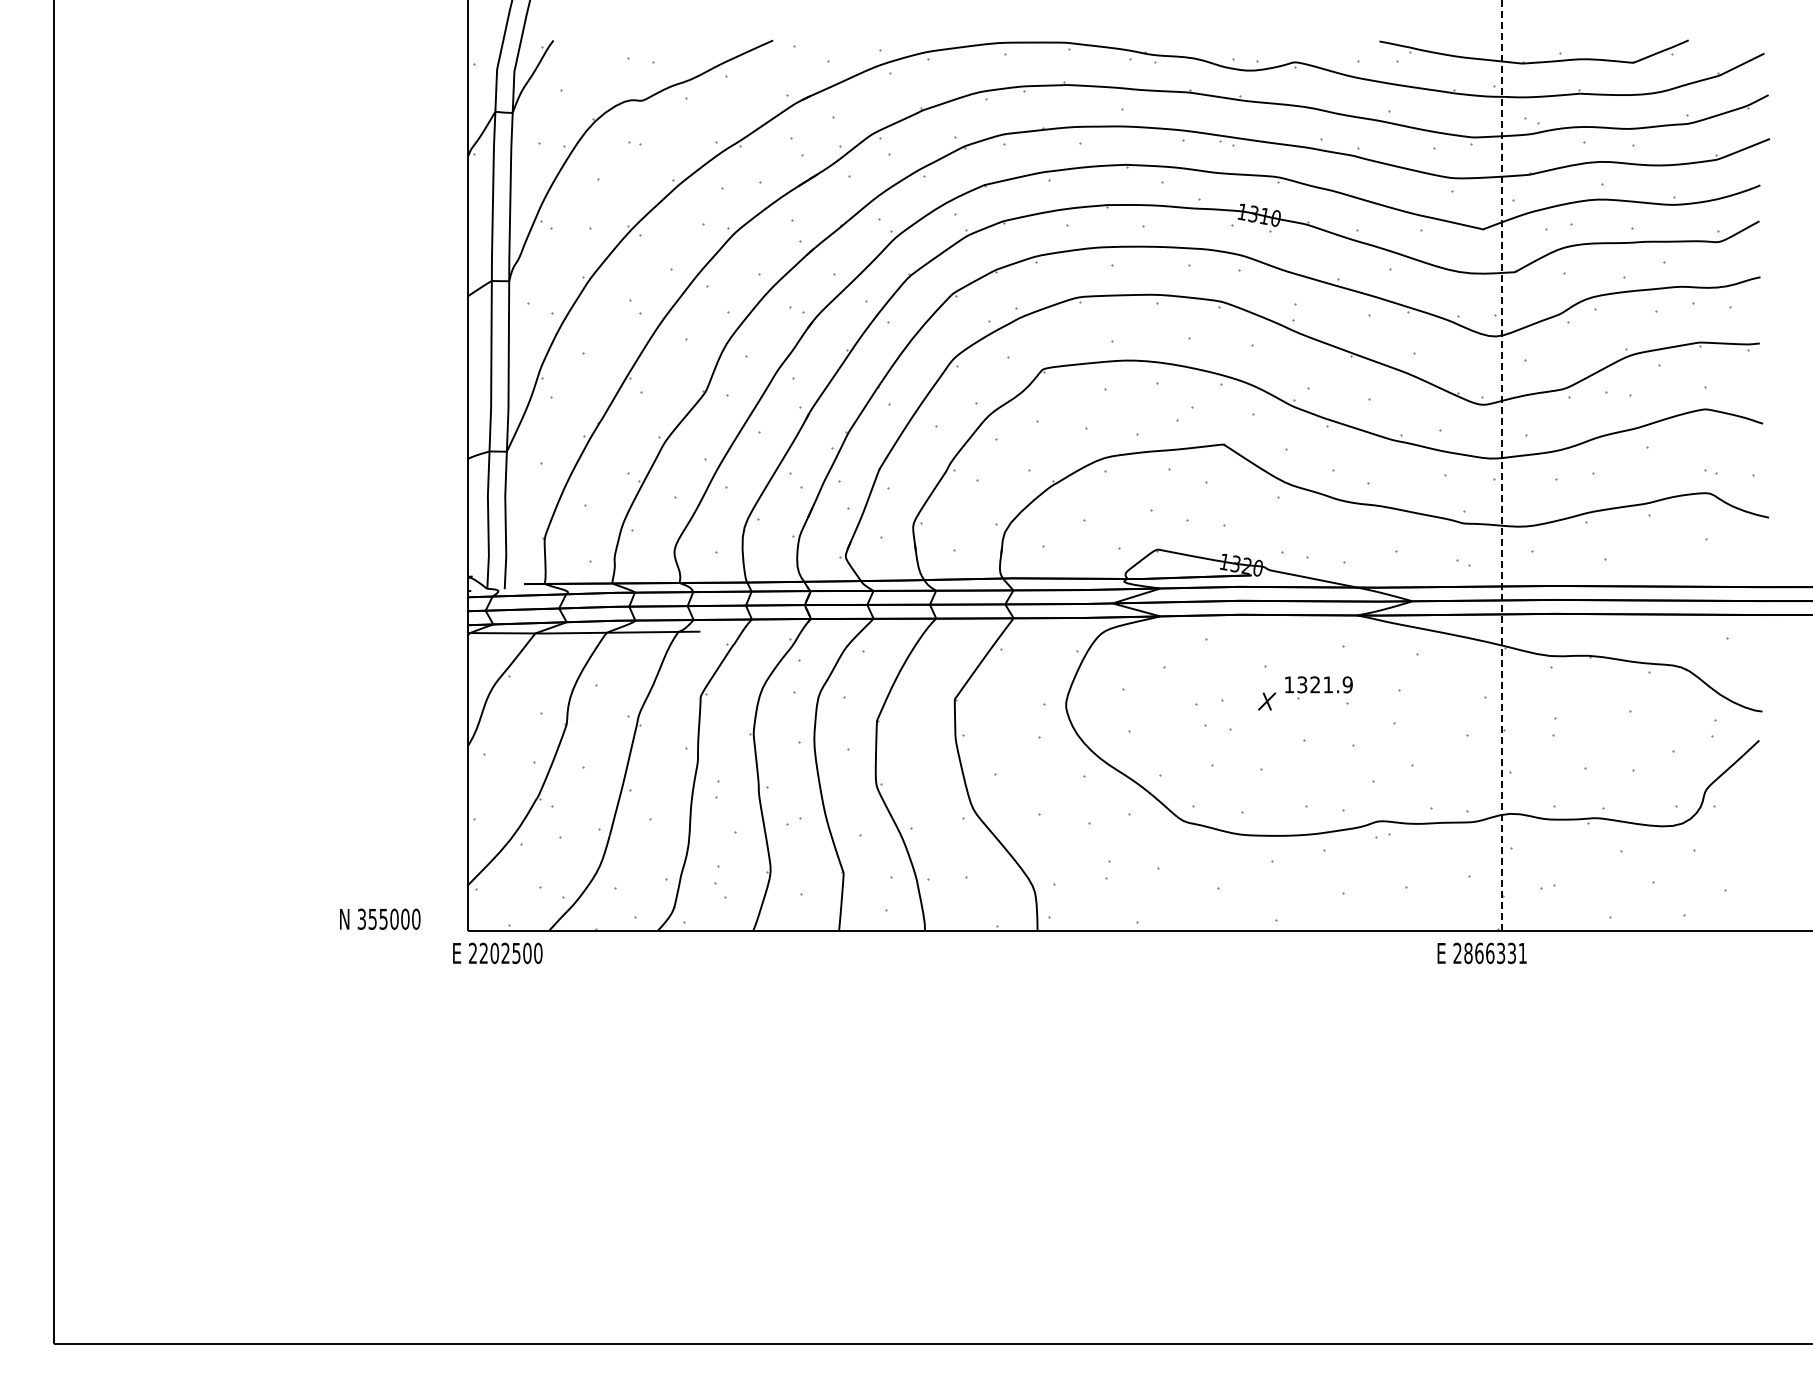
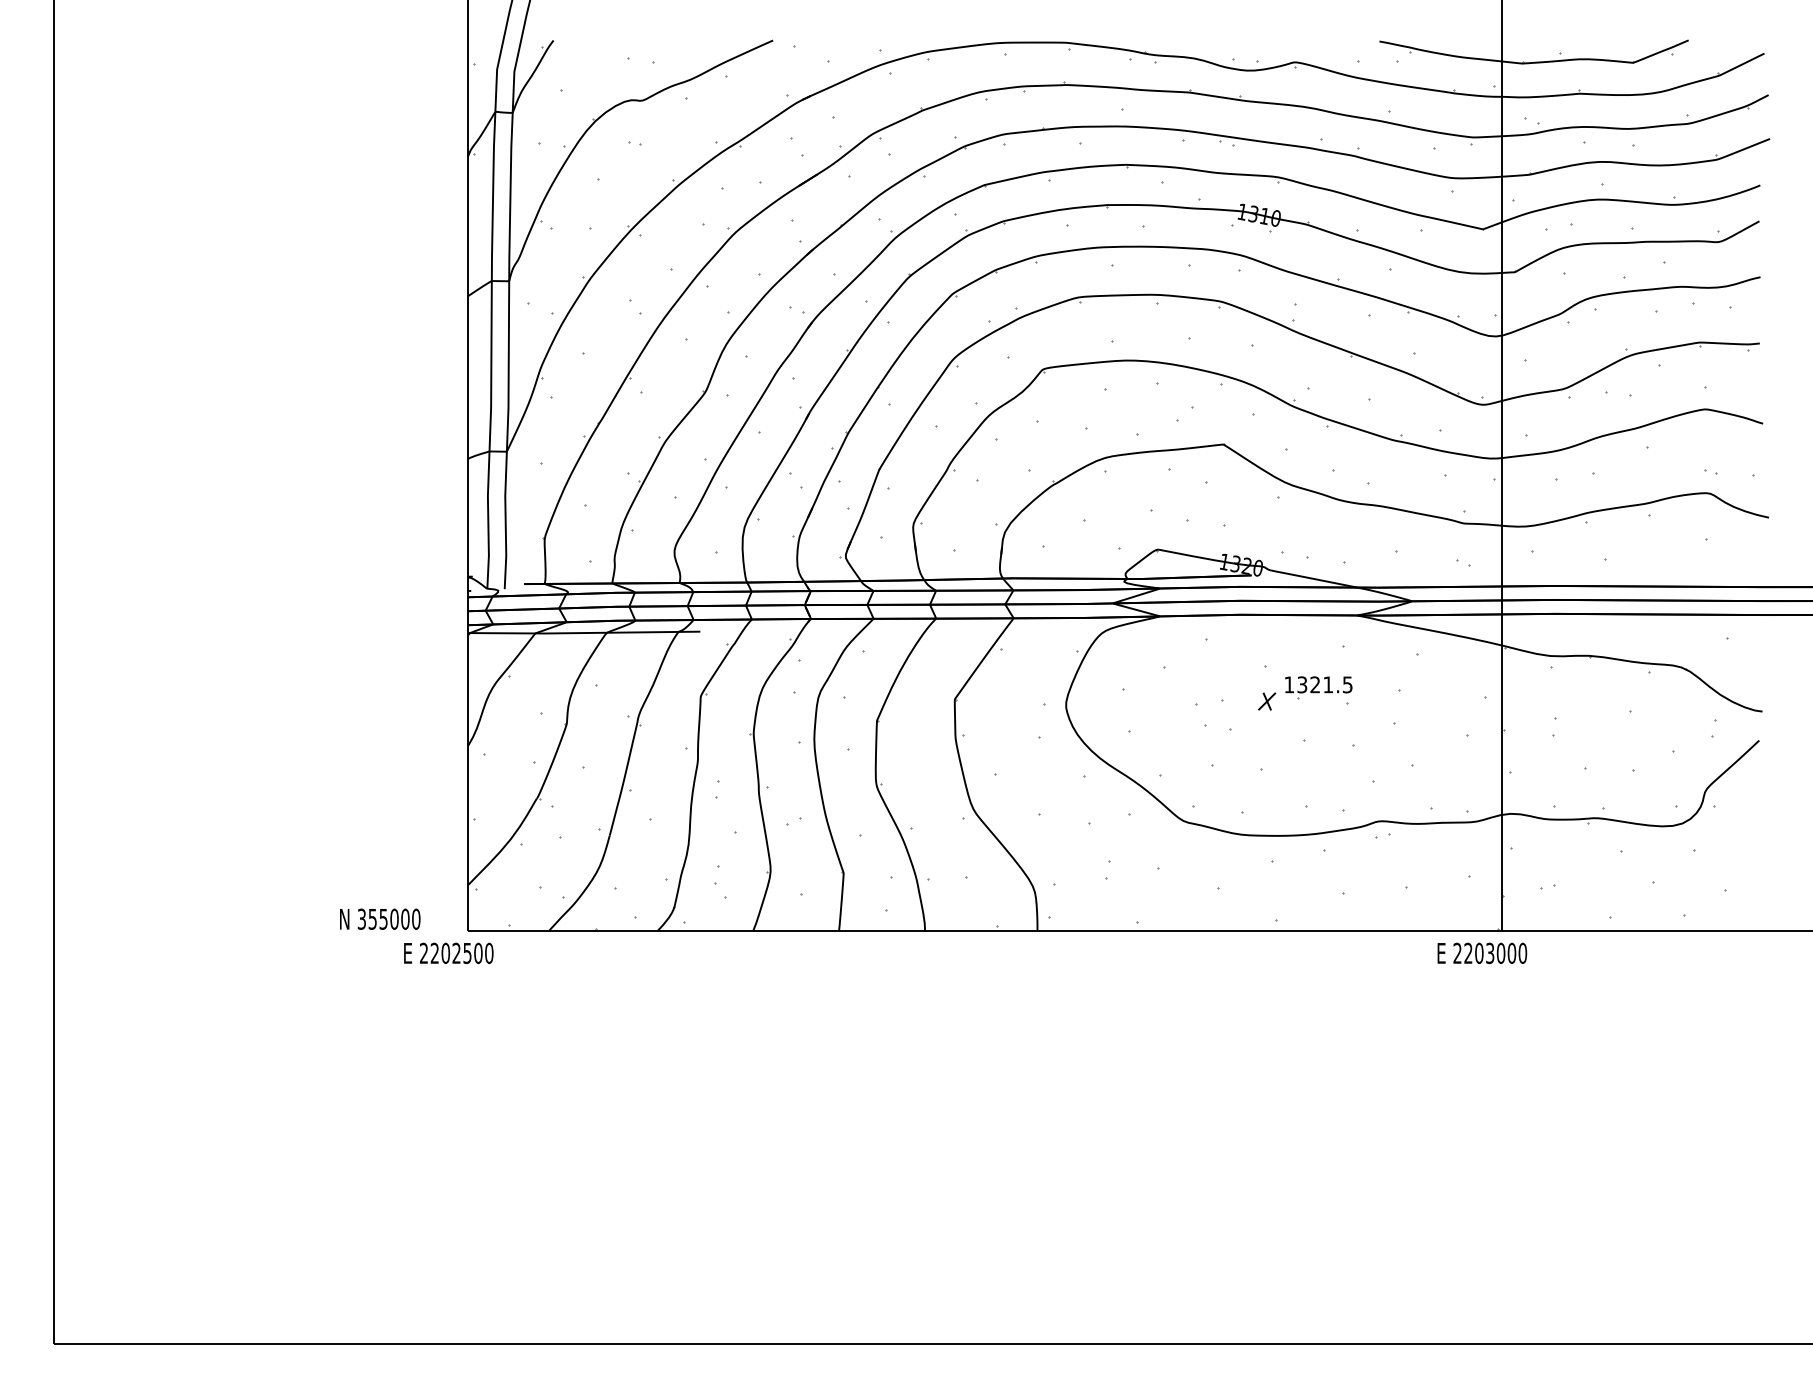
line: dashed -> solid (1501, 465)
text: 1321.9 -> 1321.5 (1347, 684)
text position: (497, 952) -> (448, 952) (448, 952)
text: 2866331 -> 2203000 (1495, 953)
